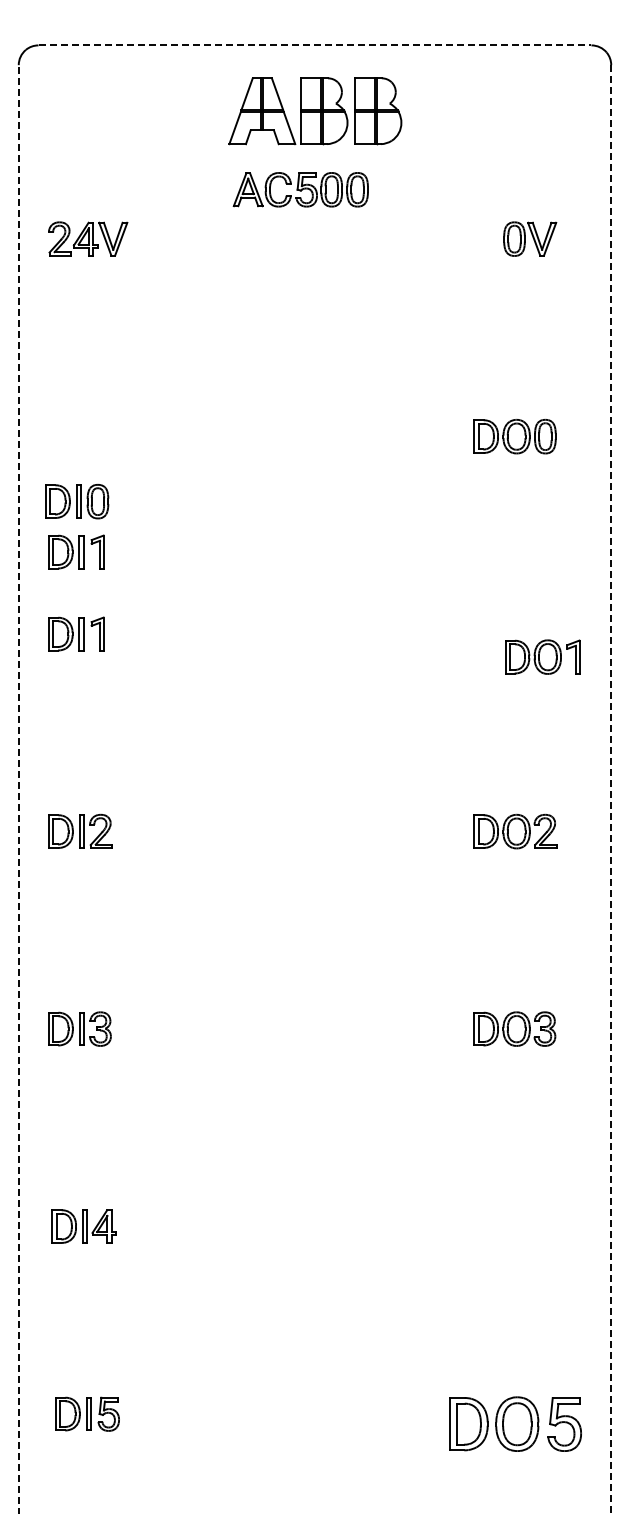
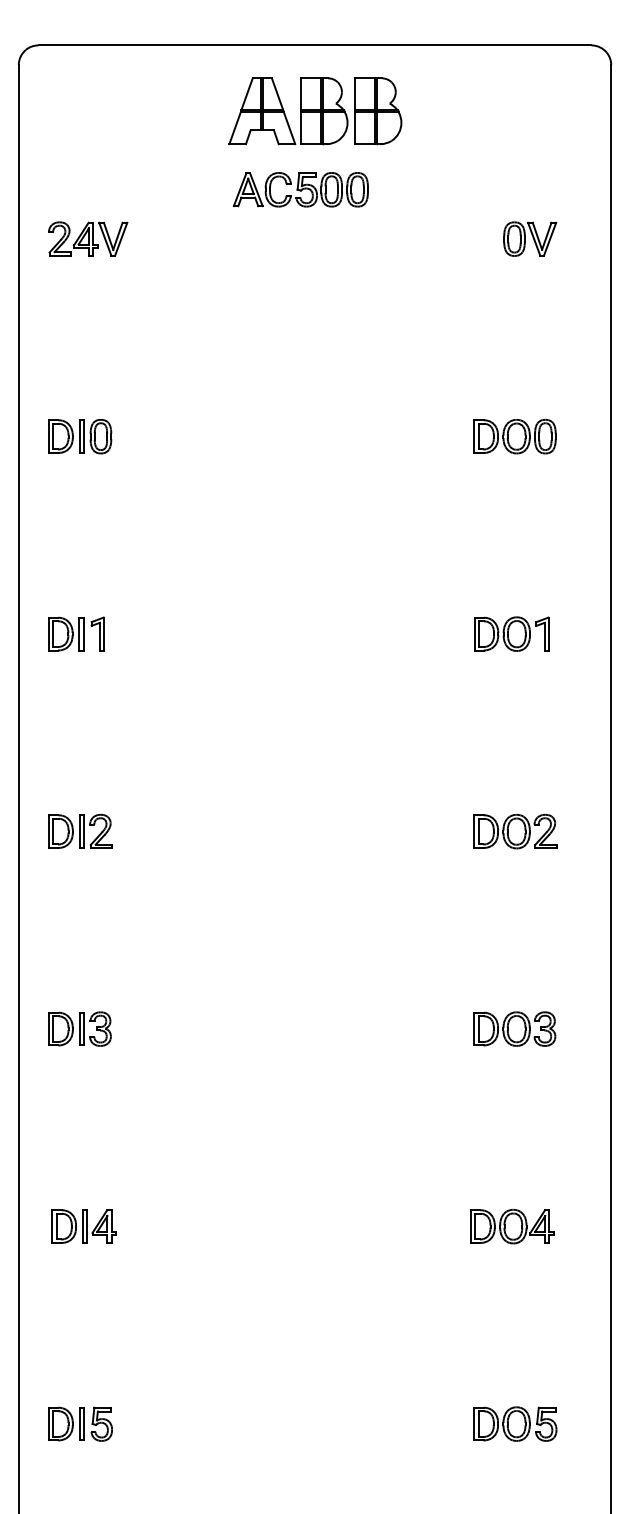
line: dashed -> solid (315, 45)
part position: (77, 501) -> (80, 436) (80, 436)
part: present -> none (76, 551)
part position: (542, 656) -> (511, 633) (511, 633)
line: dashed -> solid (18, 789)
line: dashed -> solid (611, 790)
part: none -> present (512, 1226)
part position: (87, 1413) -> (80, 1423) (80, 1423)
part size: 133x56 px -> 85x36 px (515, 1423)
